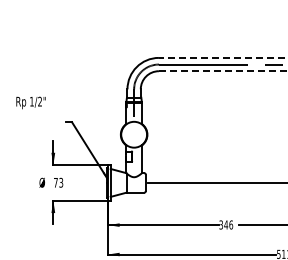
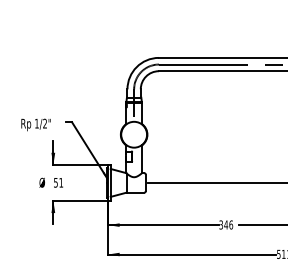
line: dashed -> solid (222, 57)
line: dashed -> solid (223, 71)
text position: (30, 102) -> (35, 124) (35, 124)
text: 73 -> 51 (58, 182)
